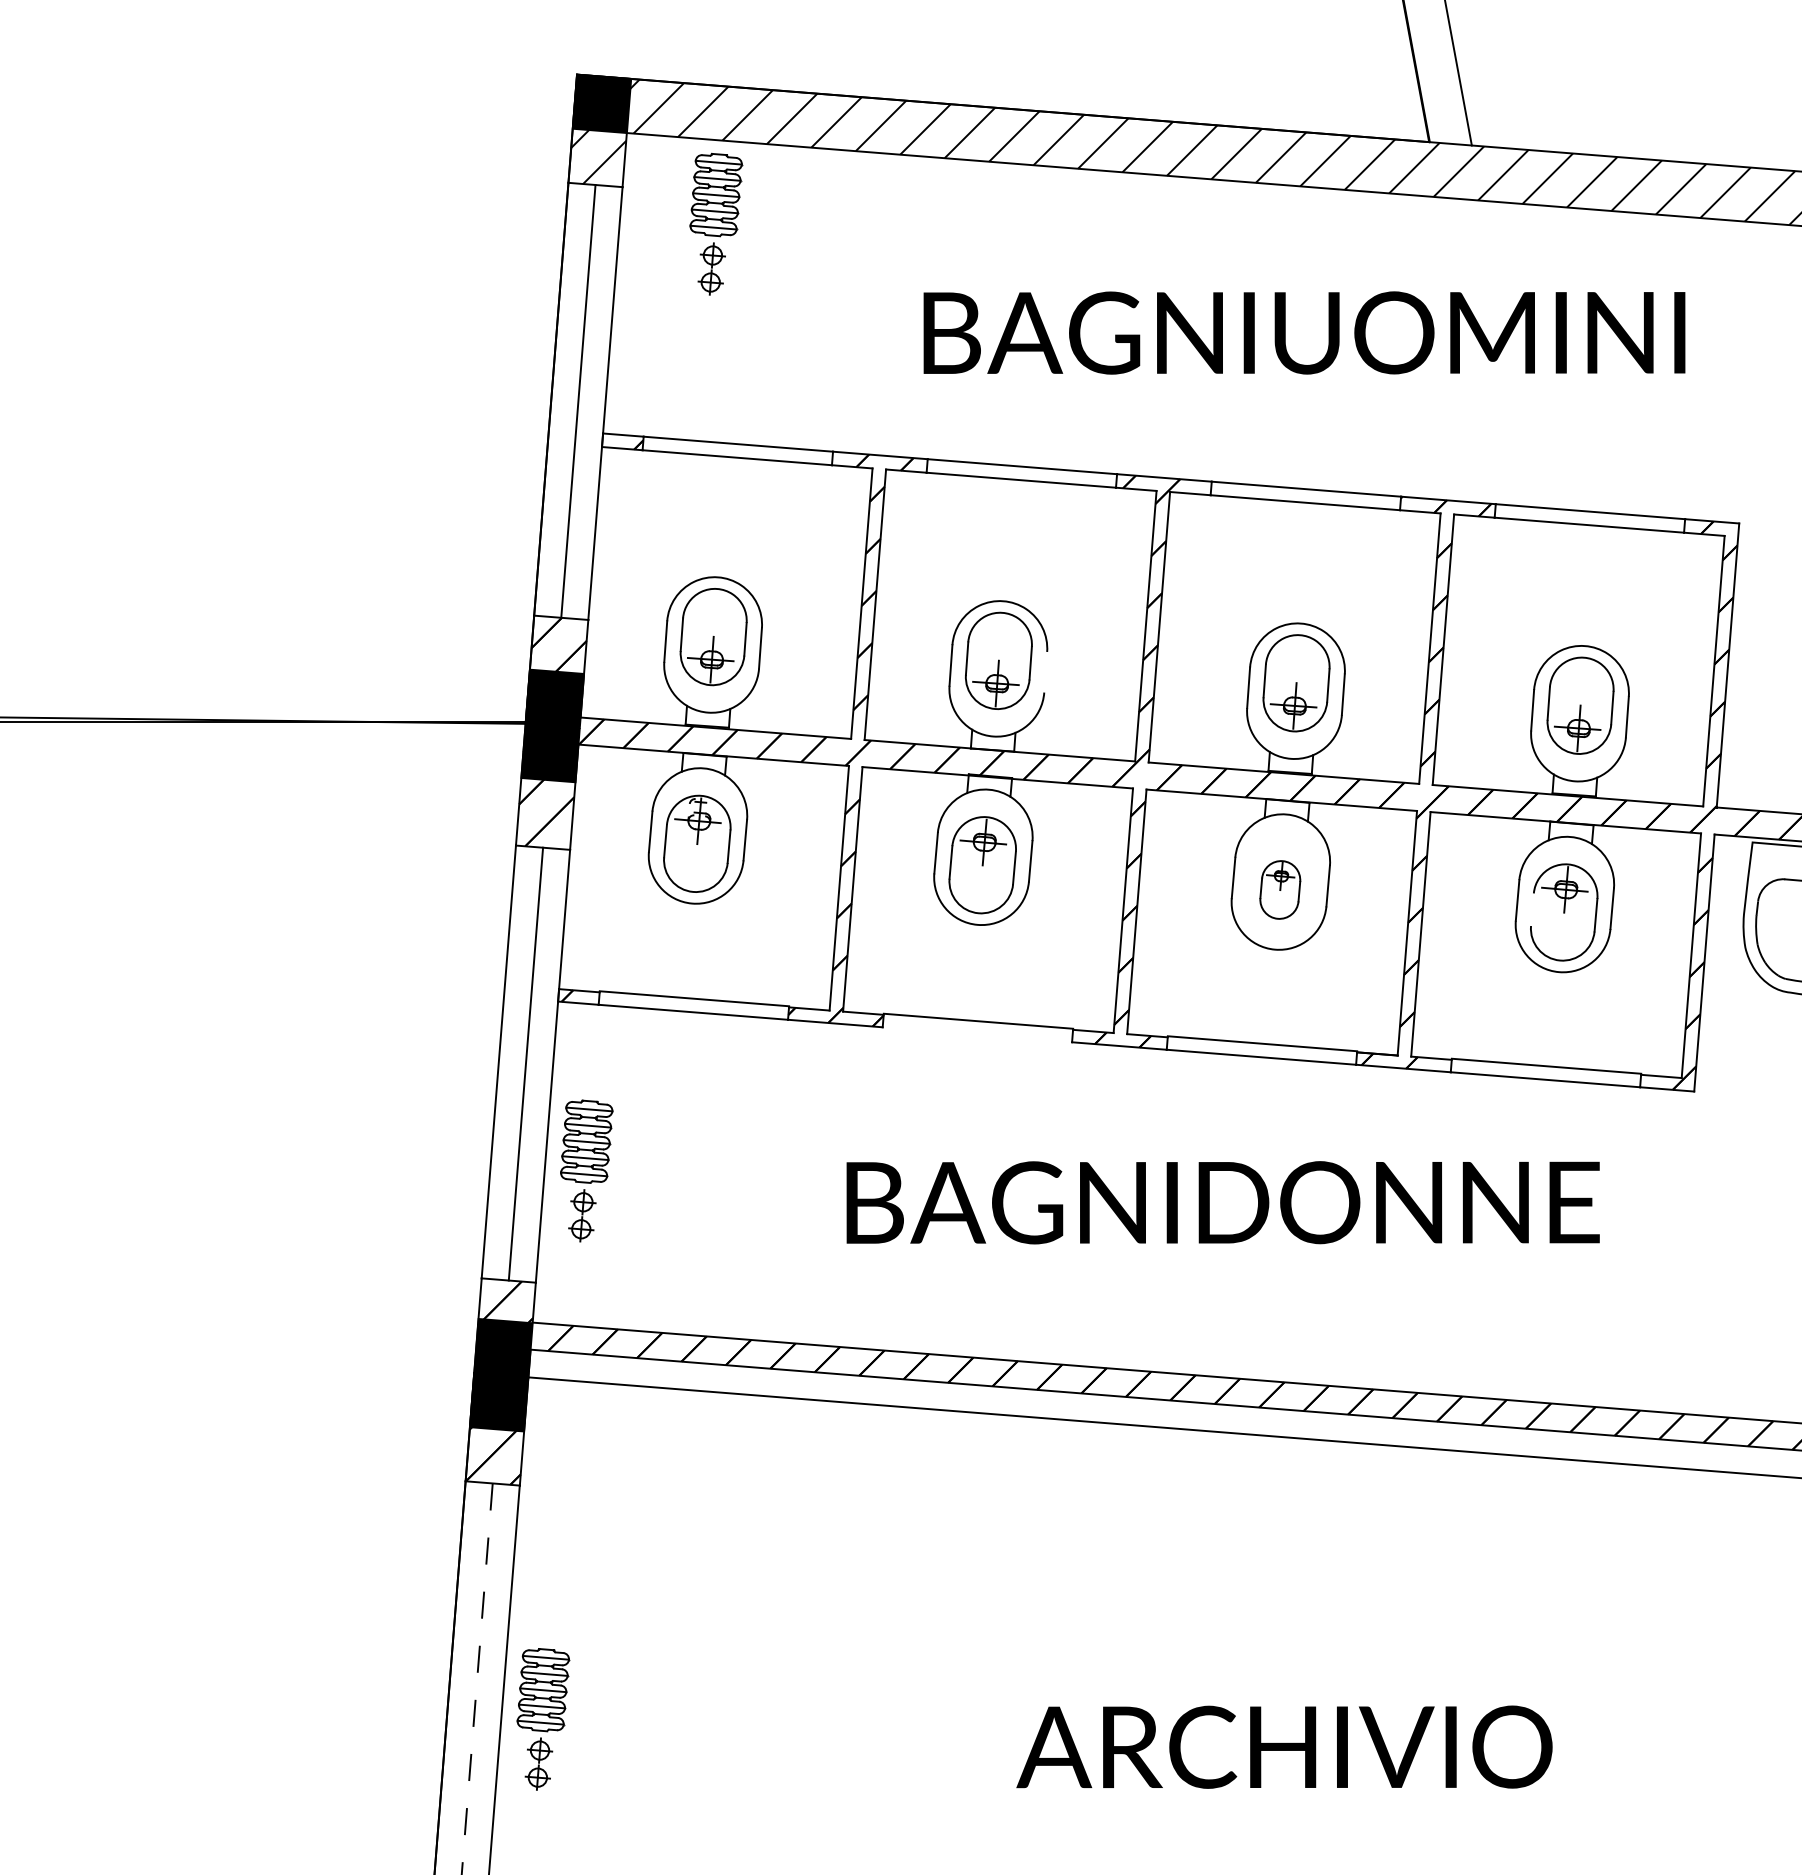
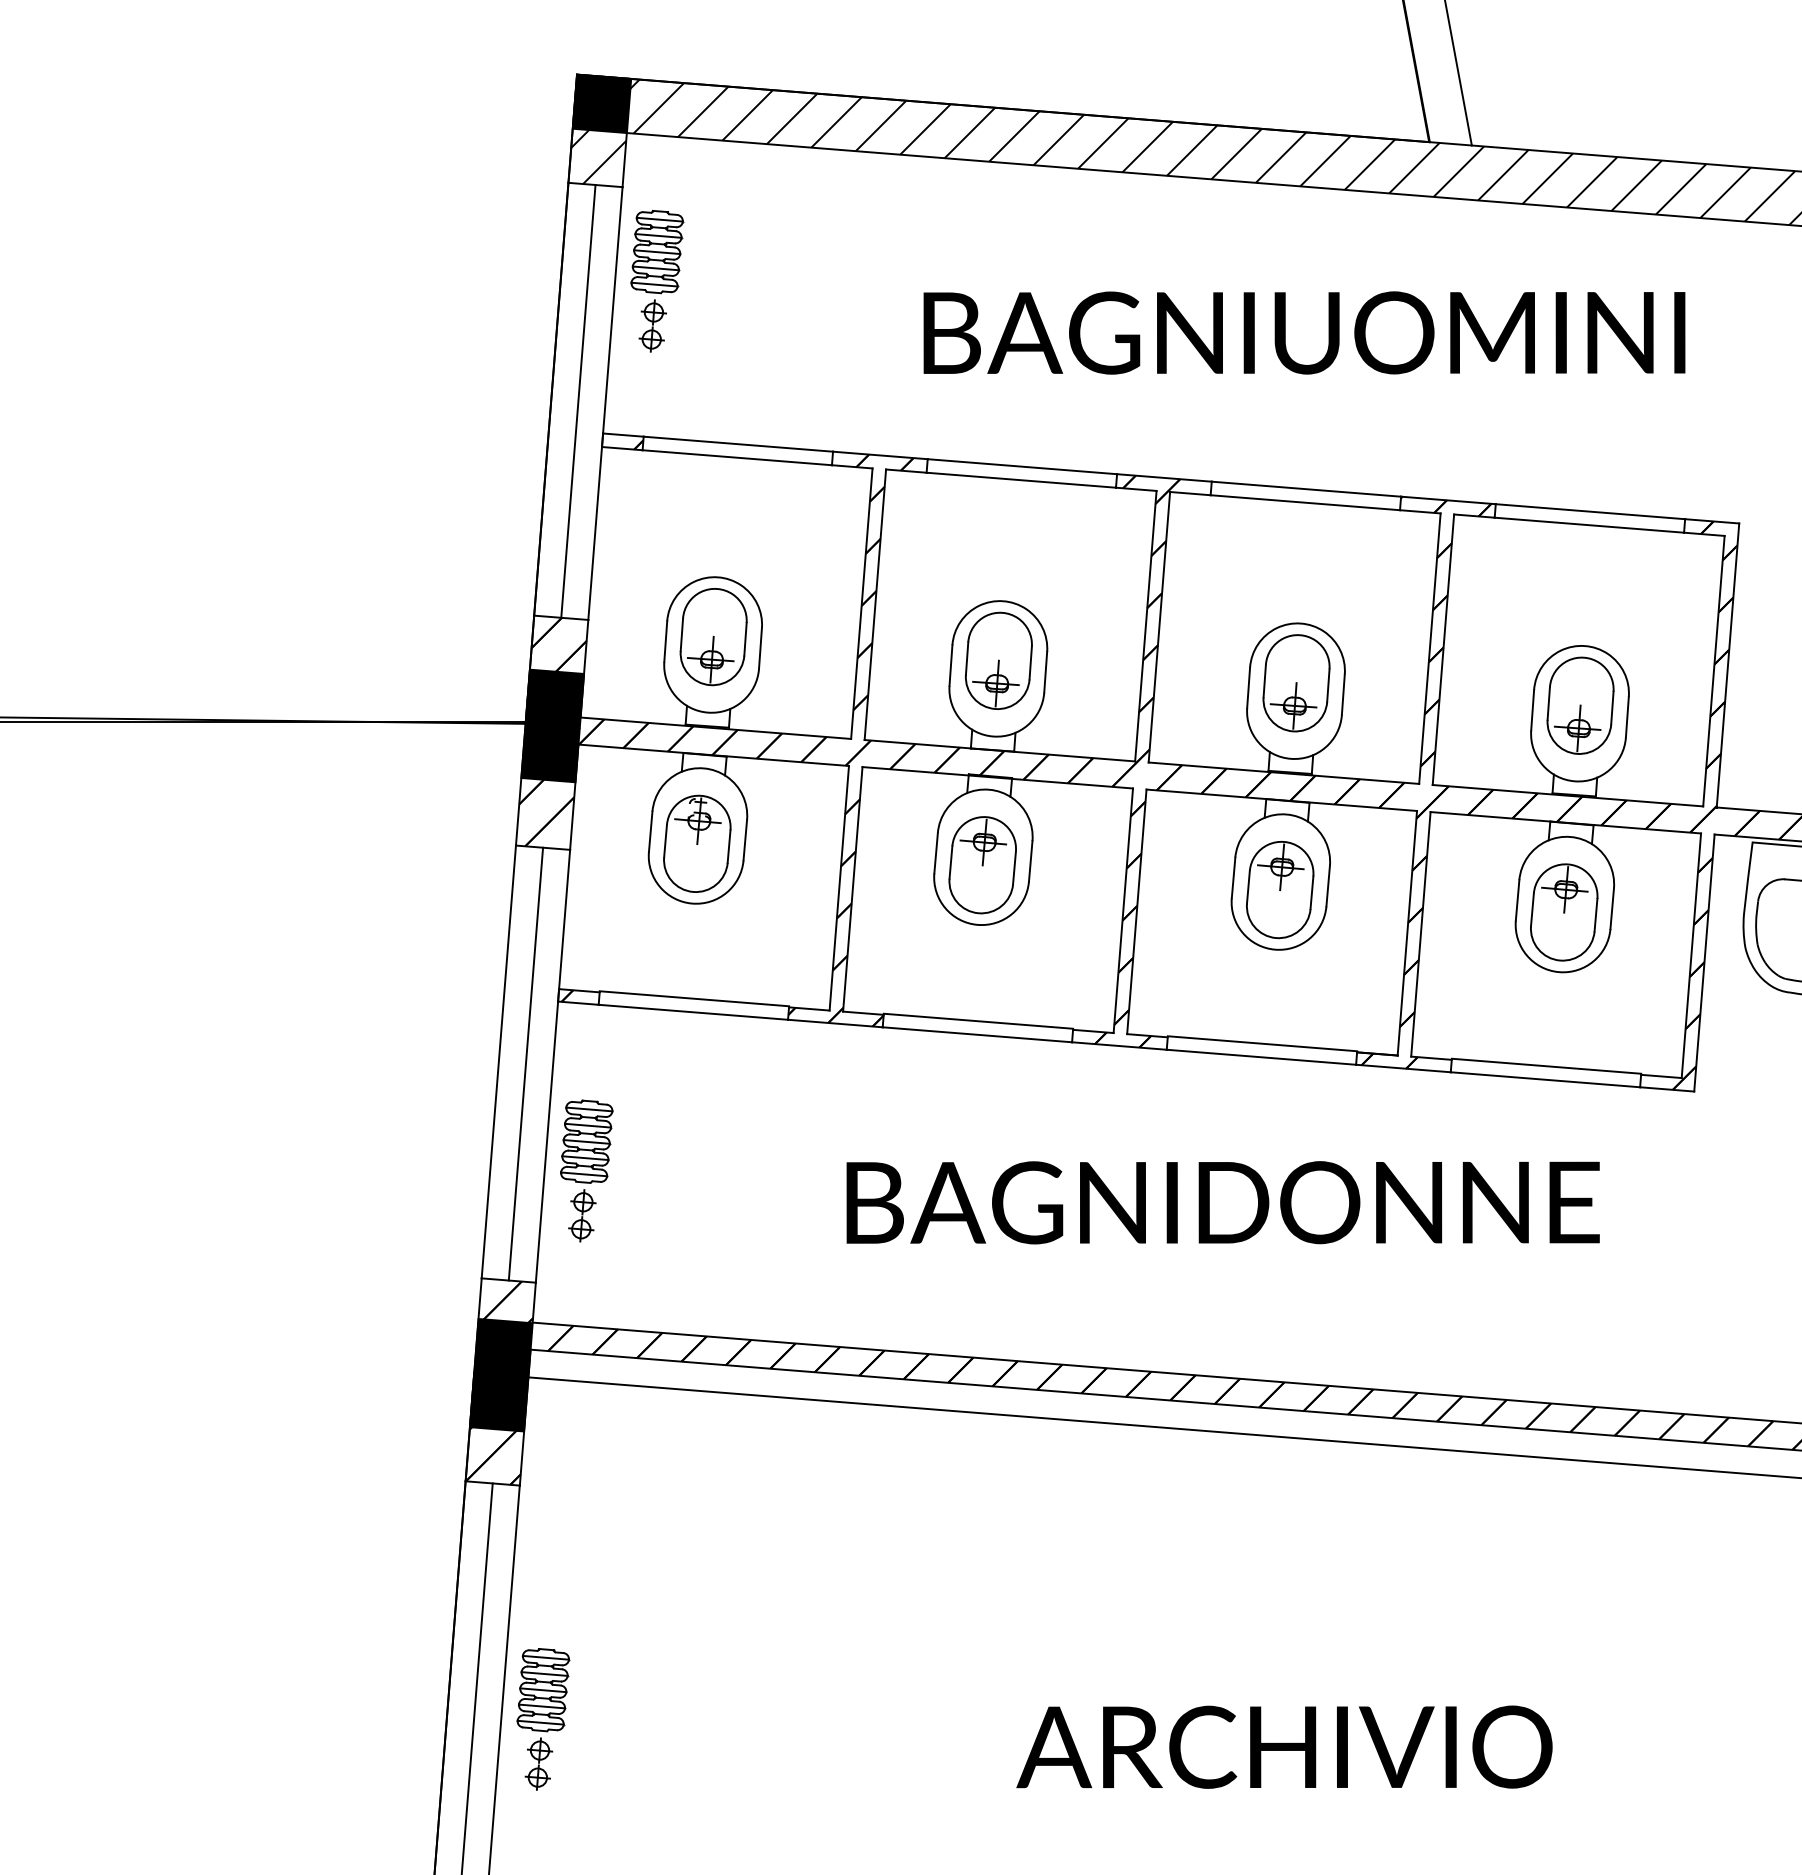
part position: (716, 223) -> (657, 280) (657, 280)
line: none -> present (1045, 671)
part size: 43x60 px -> 69x100 px (1280, 889)
line: none -> present (1532, 909)
line: none -> present (977, 1034)
line: dashed -> solid (477, 1679)
